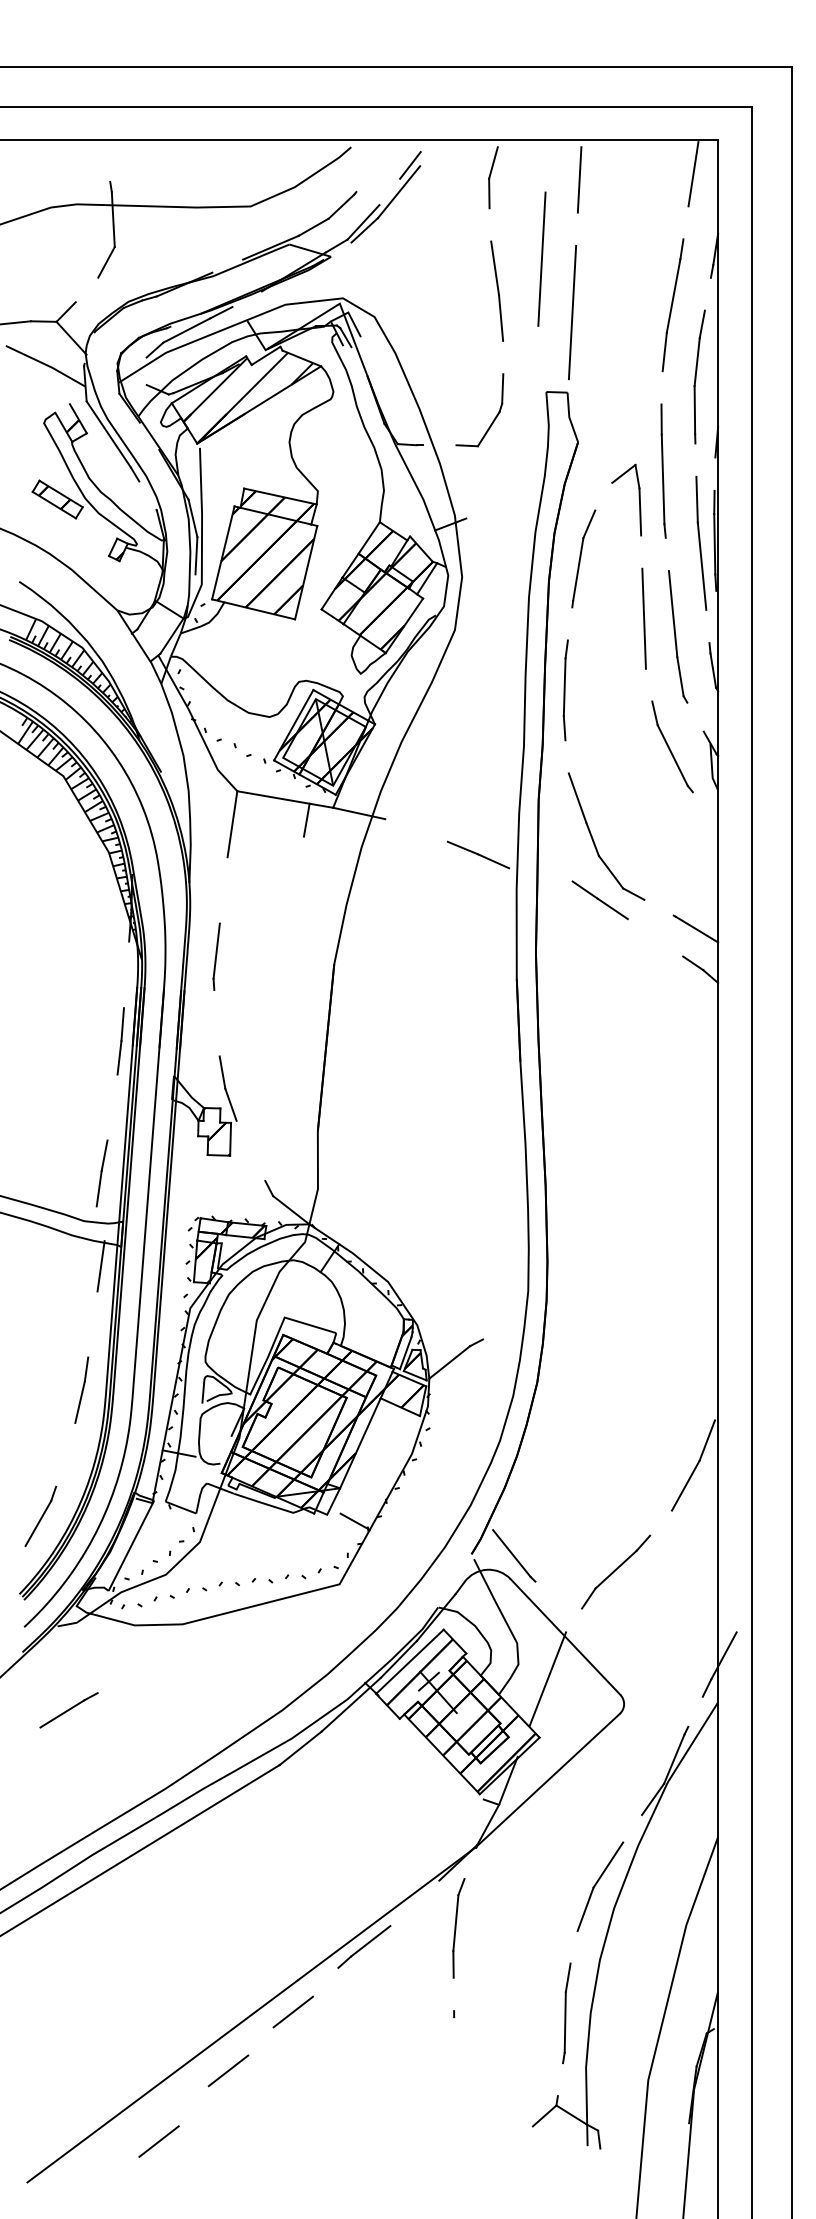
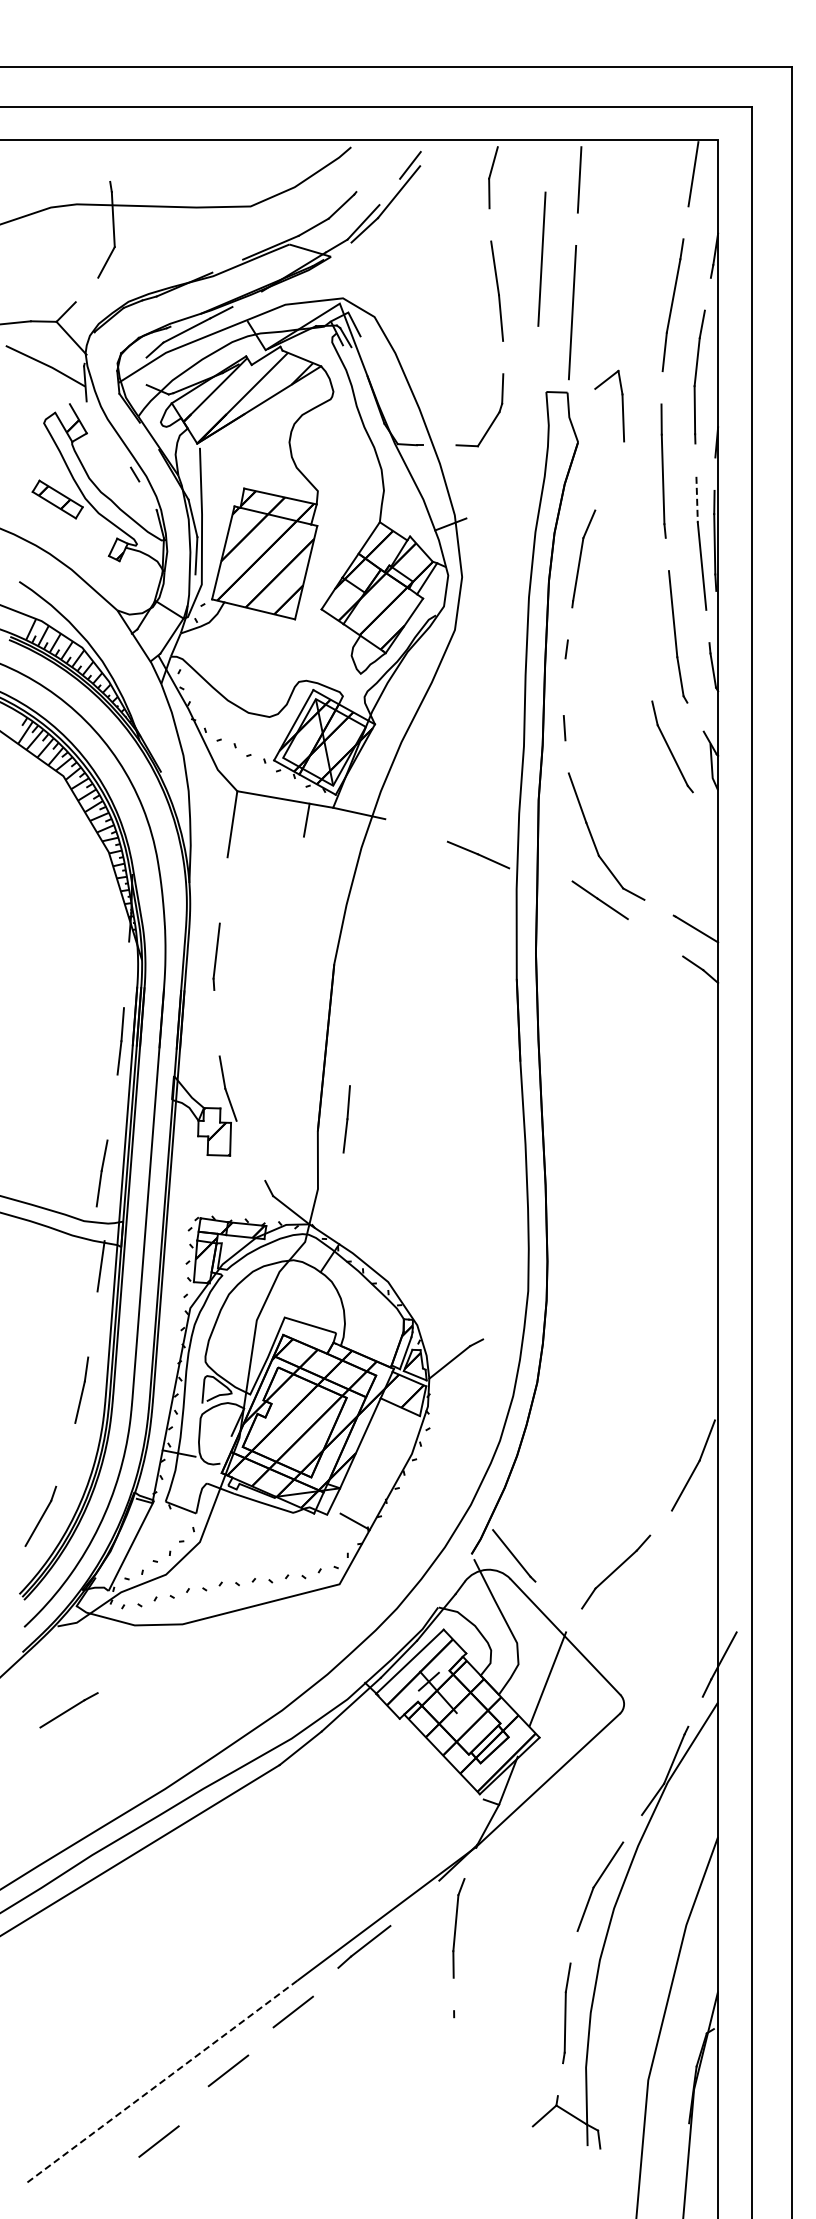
line: present -> none (108, 434)
part position: (638, 498) -> (621, 404) (621, 404)
line: solid -> dashed (697, 499)
line: present -> none (643, 618)
line: present -> none (564, 687)
line: none -> present (346, 1119)
line: solid -> dashed (162, 2081)
